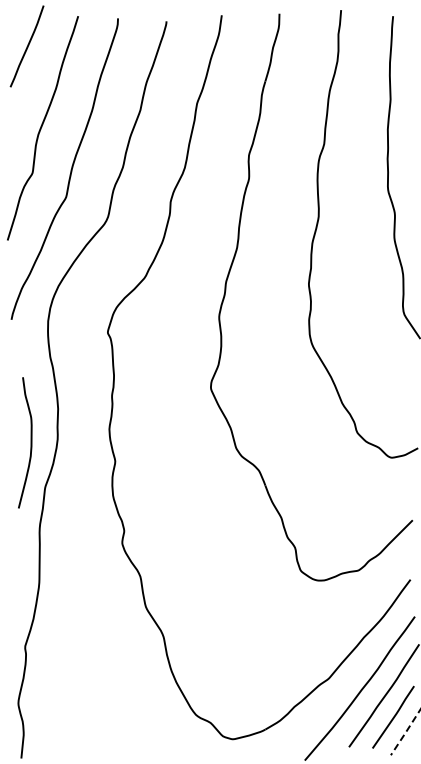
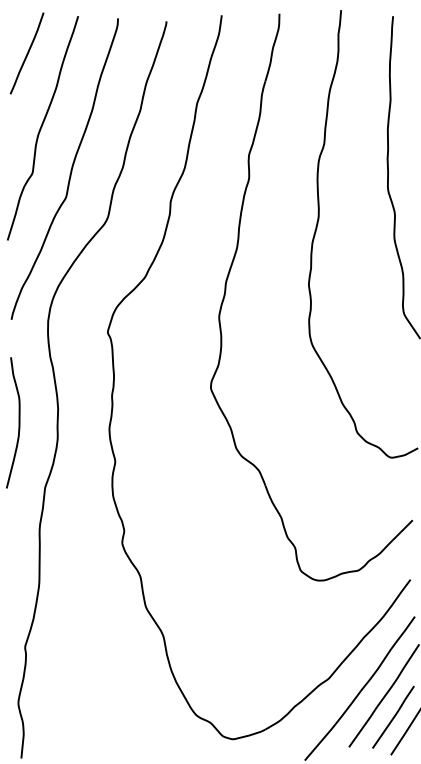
curve position: (26, 46) -> (26, 53) (26, 53)
curve position: (30, 442) -> (18, 422) (18, 422)
line: dashed -> solid (405, 732)
